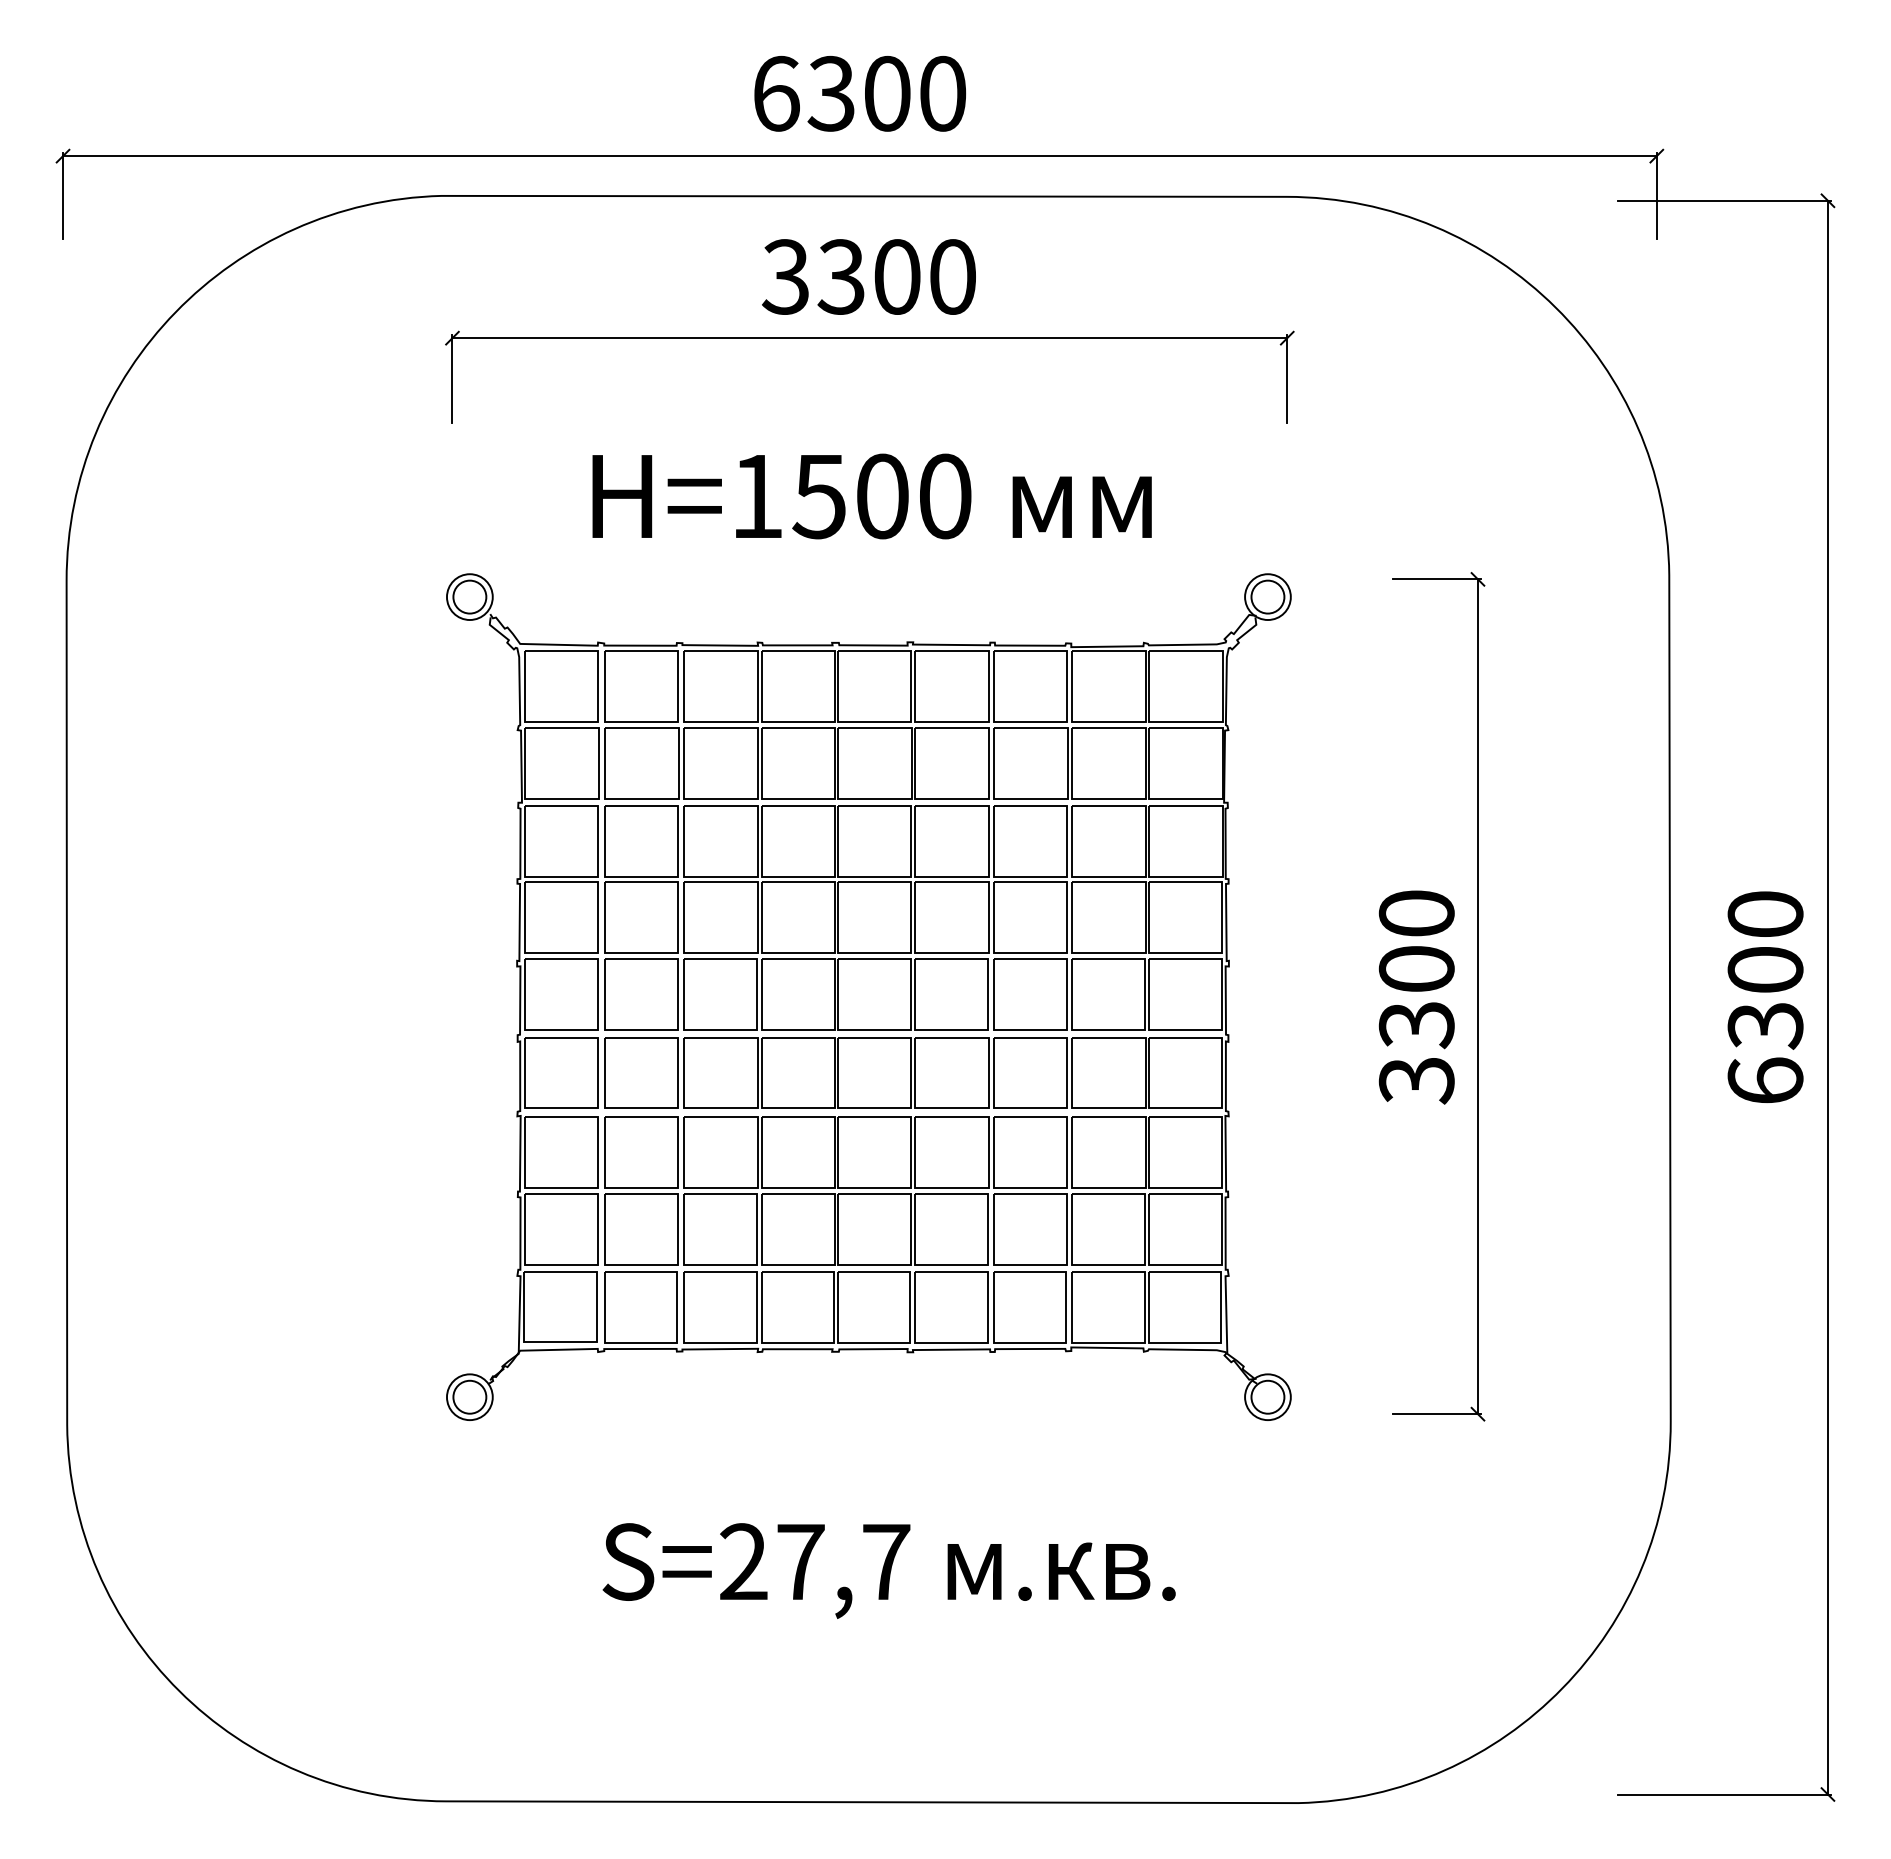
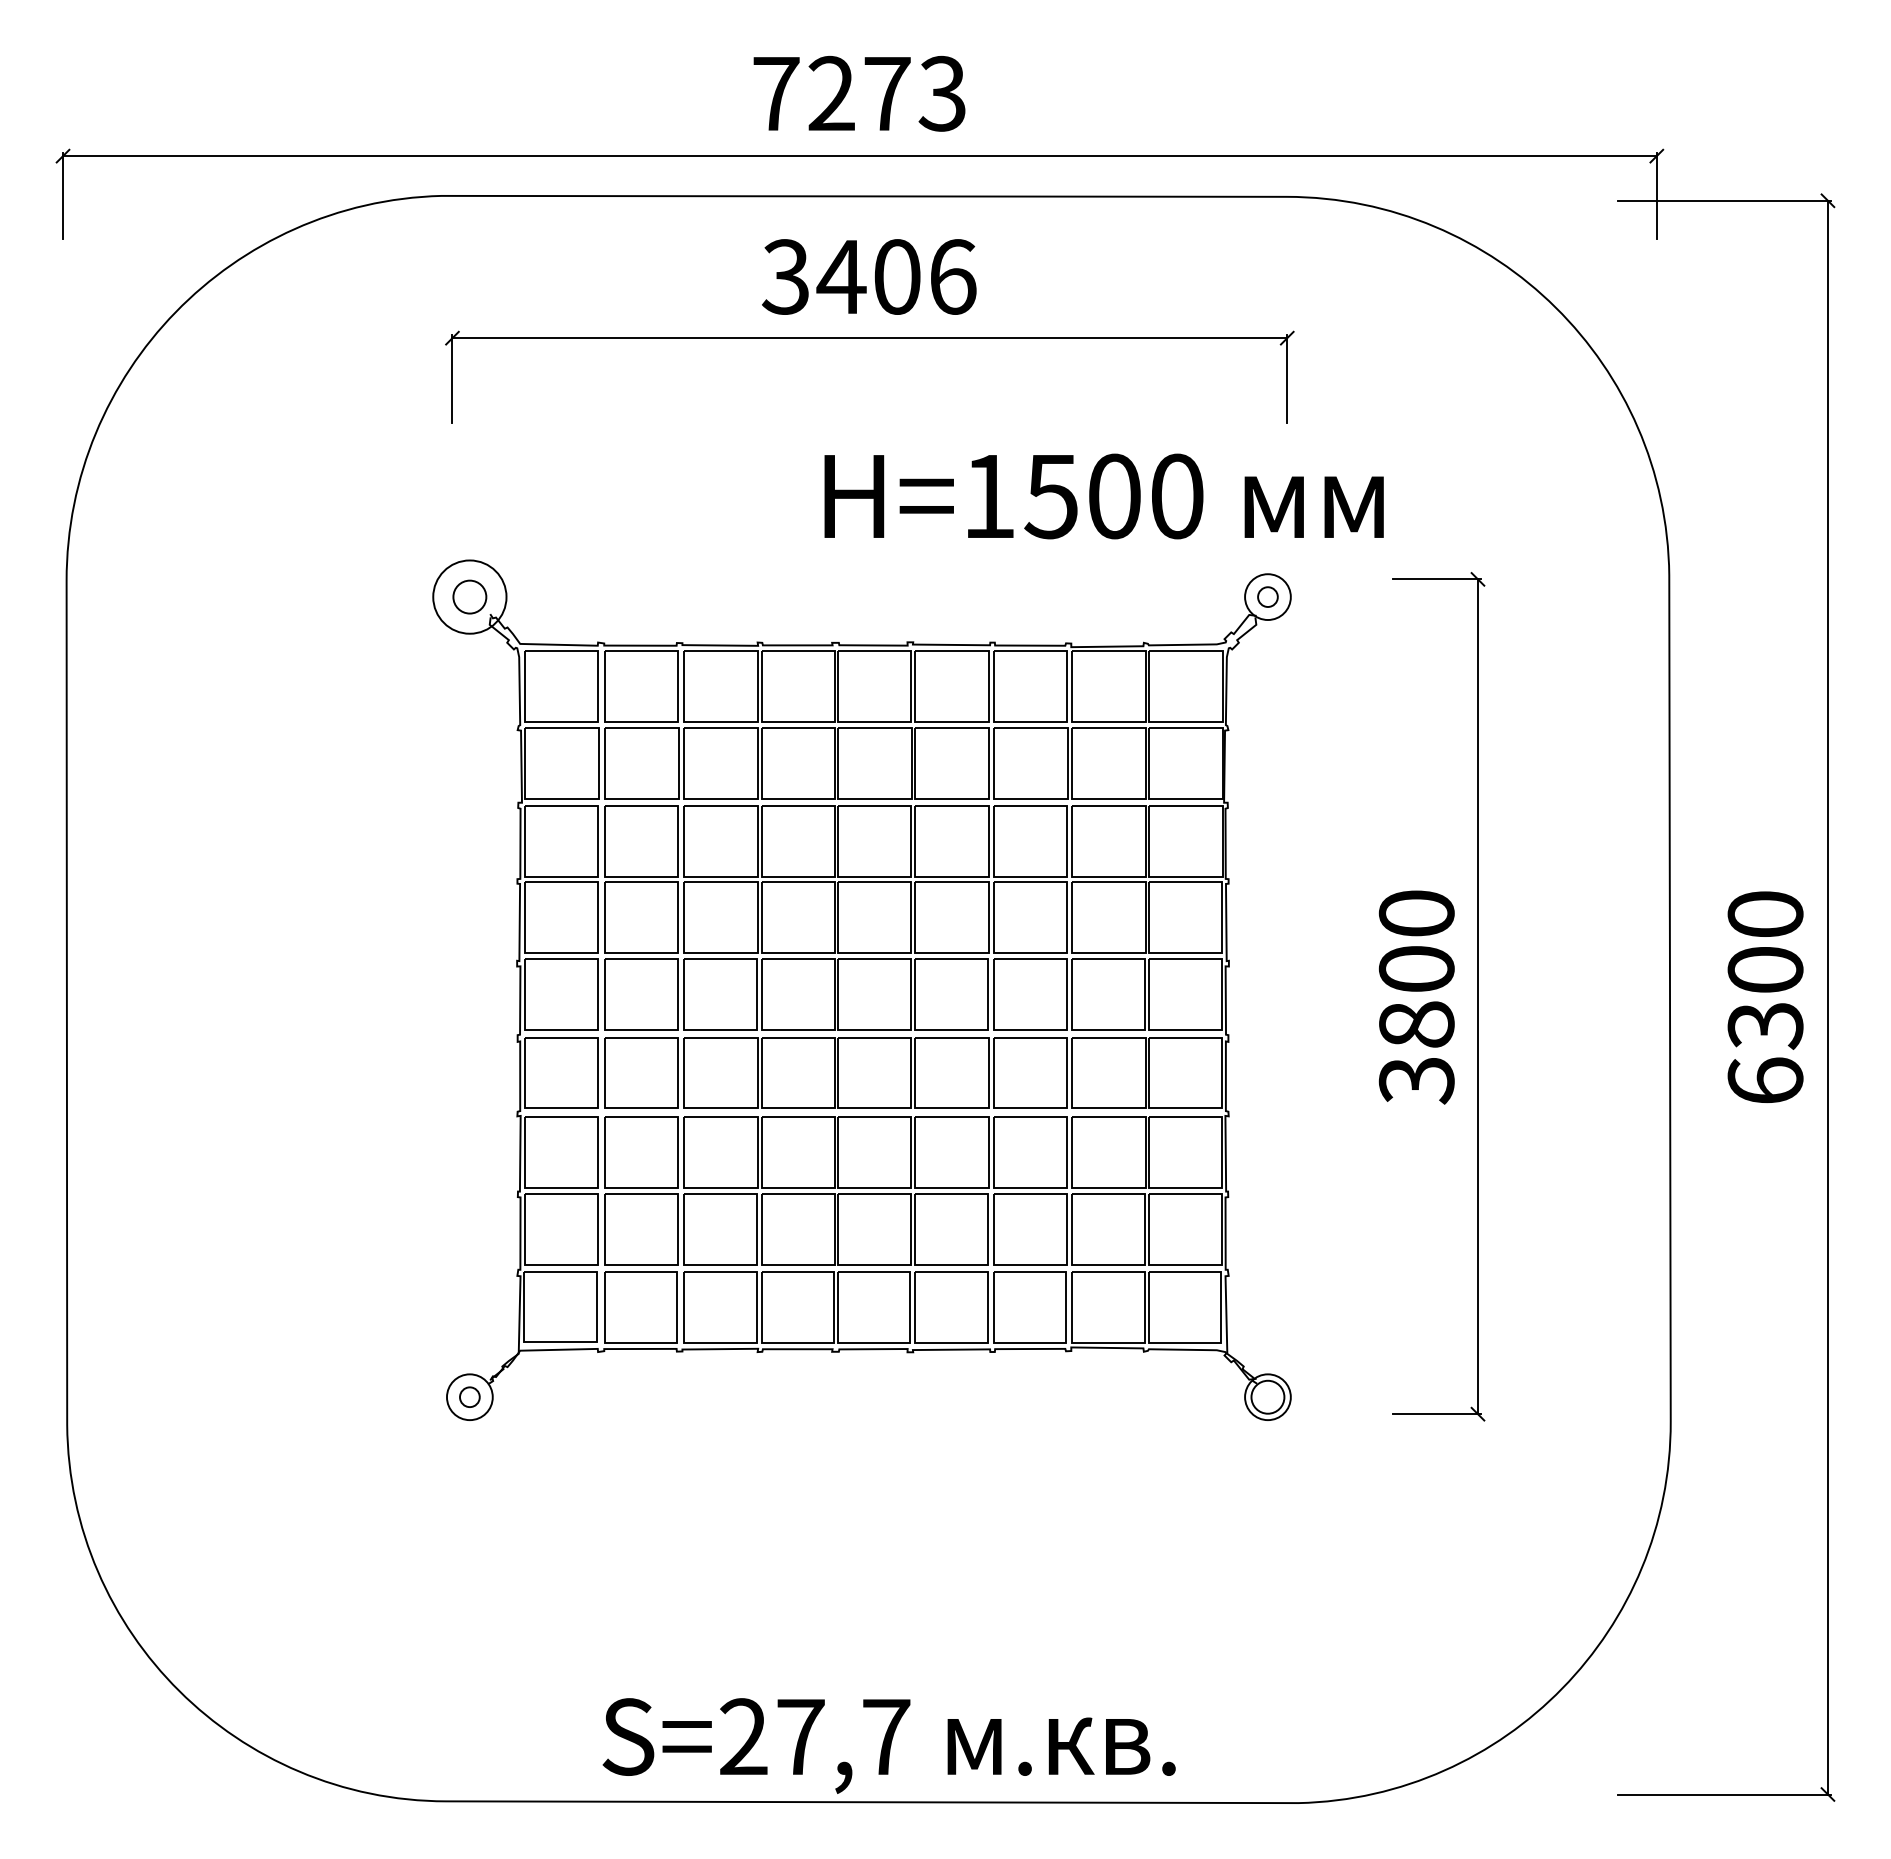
text: 6300 -> 7273 (859, 93)
text: 3300 -> 3406 (896, 276)
text position: (871, 496) -> (1103, 496) (1103, 496)
circle diameter: 33 px -> 20 px (1267, 596)
circle diameter: 46 px -> 73 px (469, 596)
text: 3300 -> 3800 (1416, 1025)
circle diameter: 33 px -> 20 px (469, 1397)
text position: (888, 1570) -> (888, 1745) (888, 1745)
